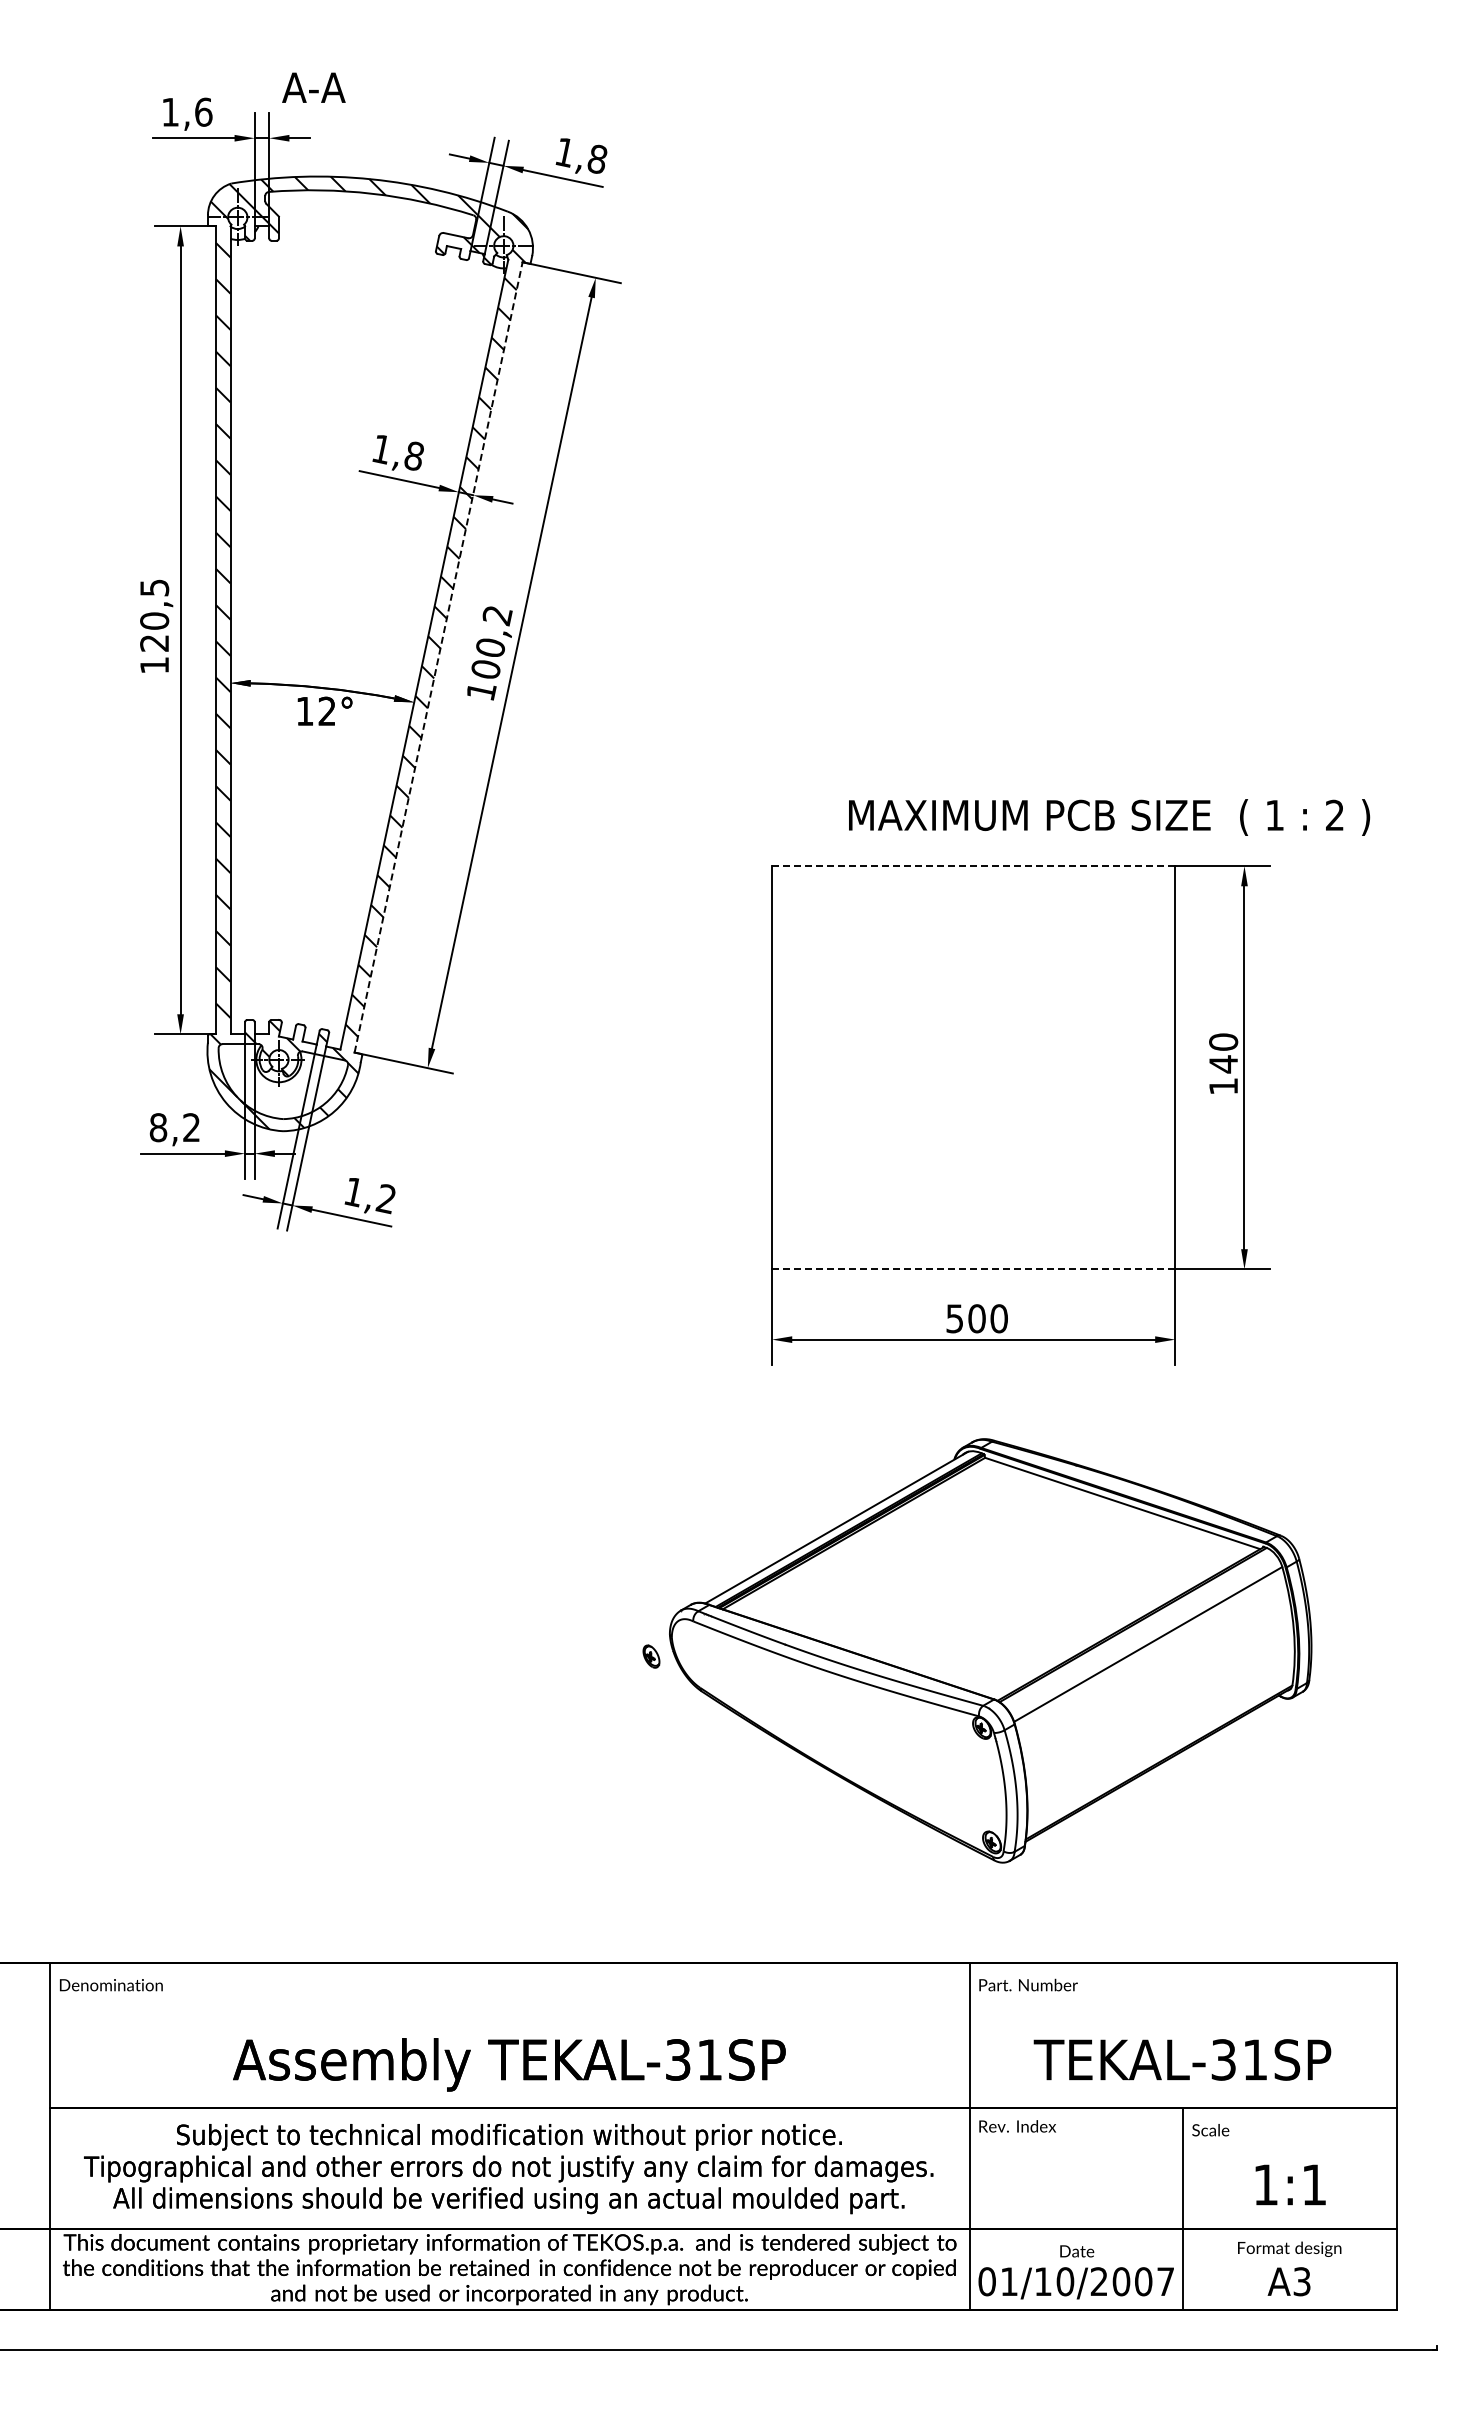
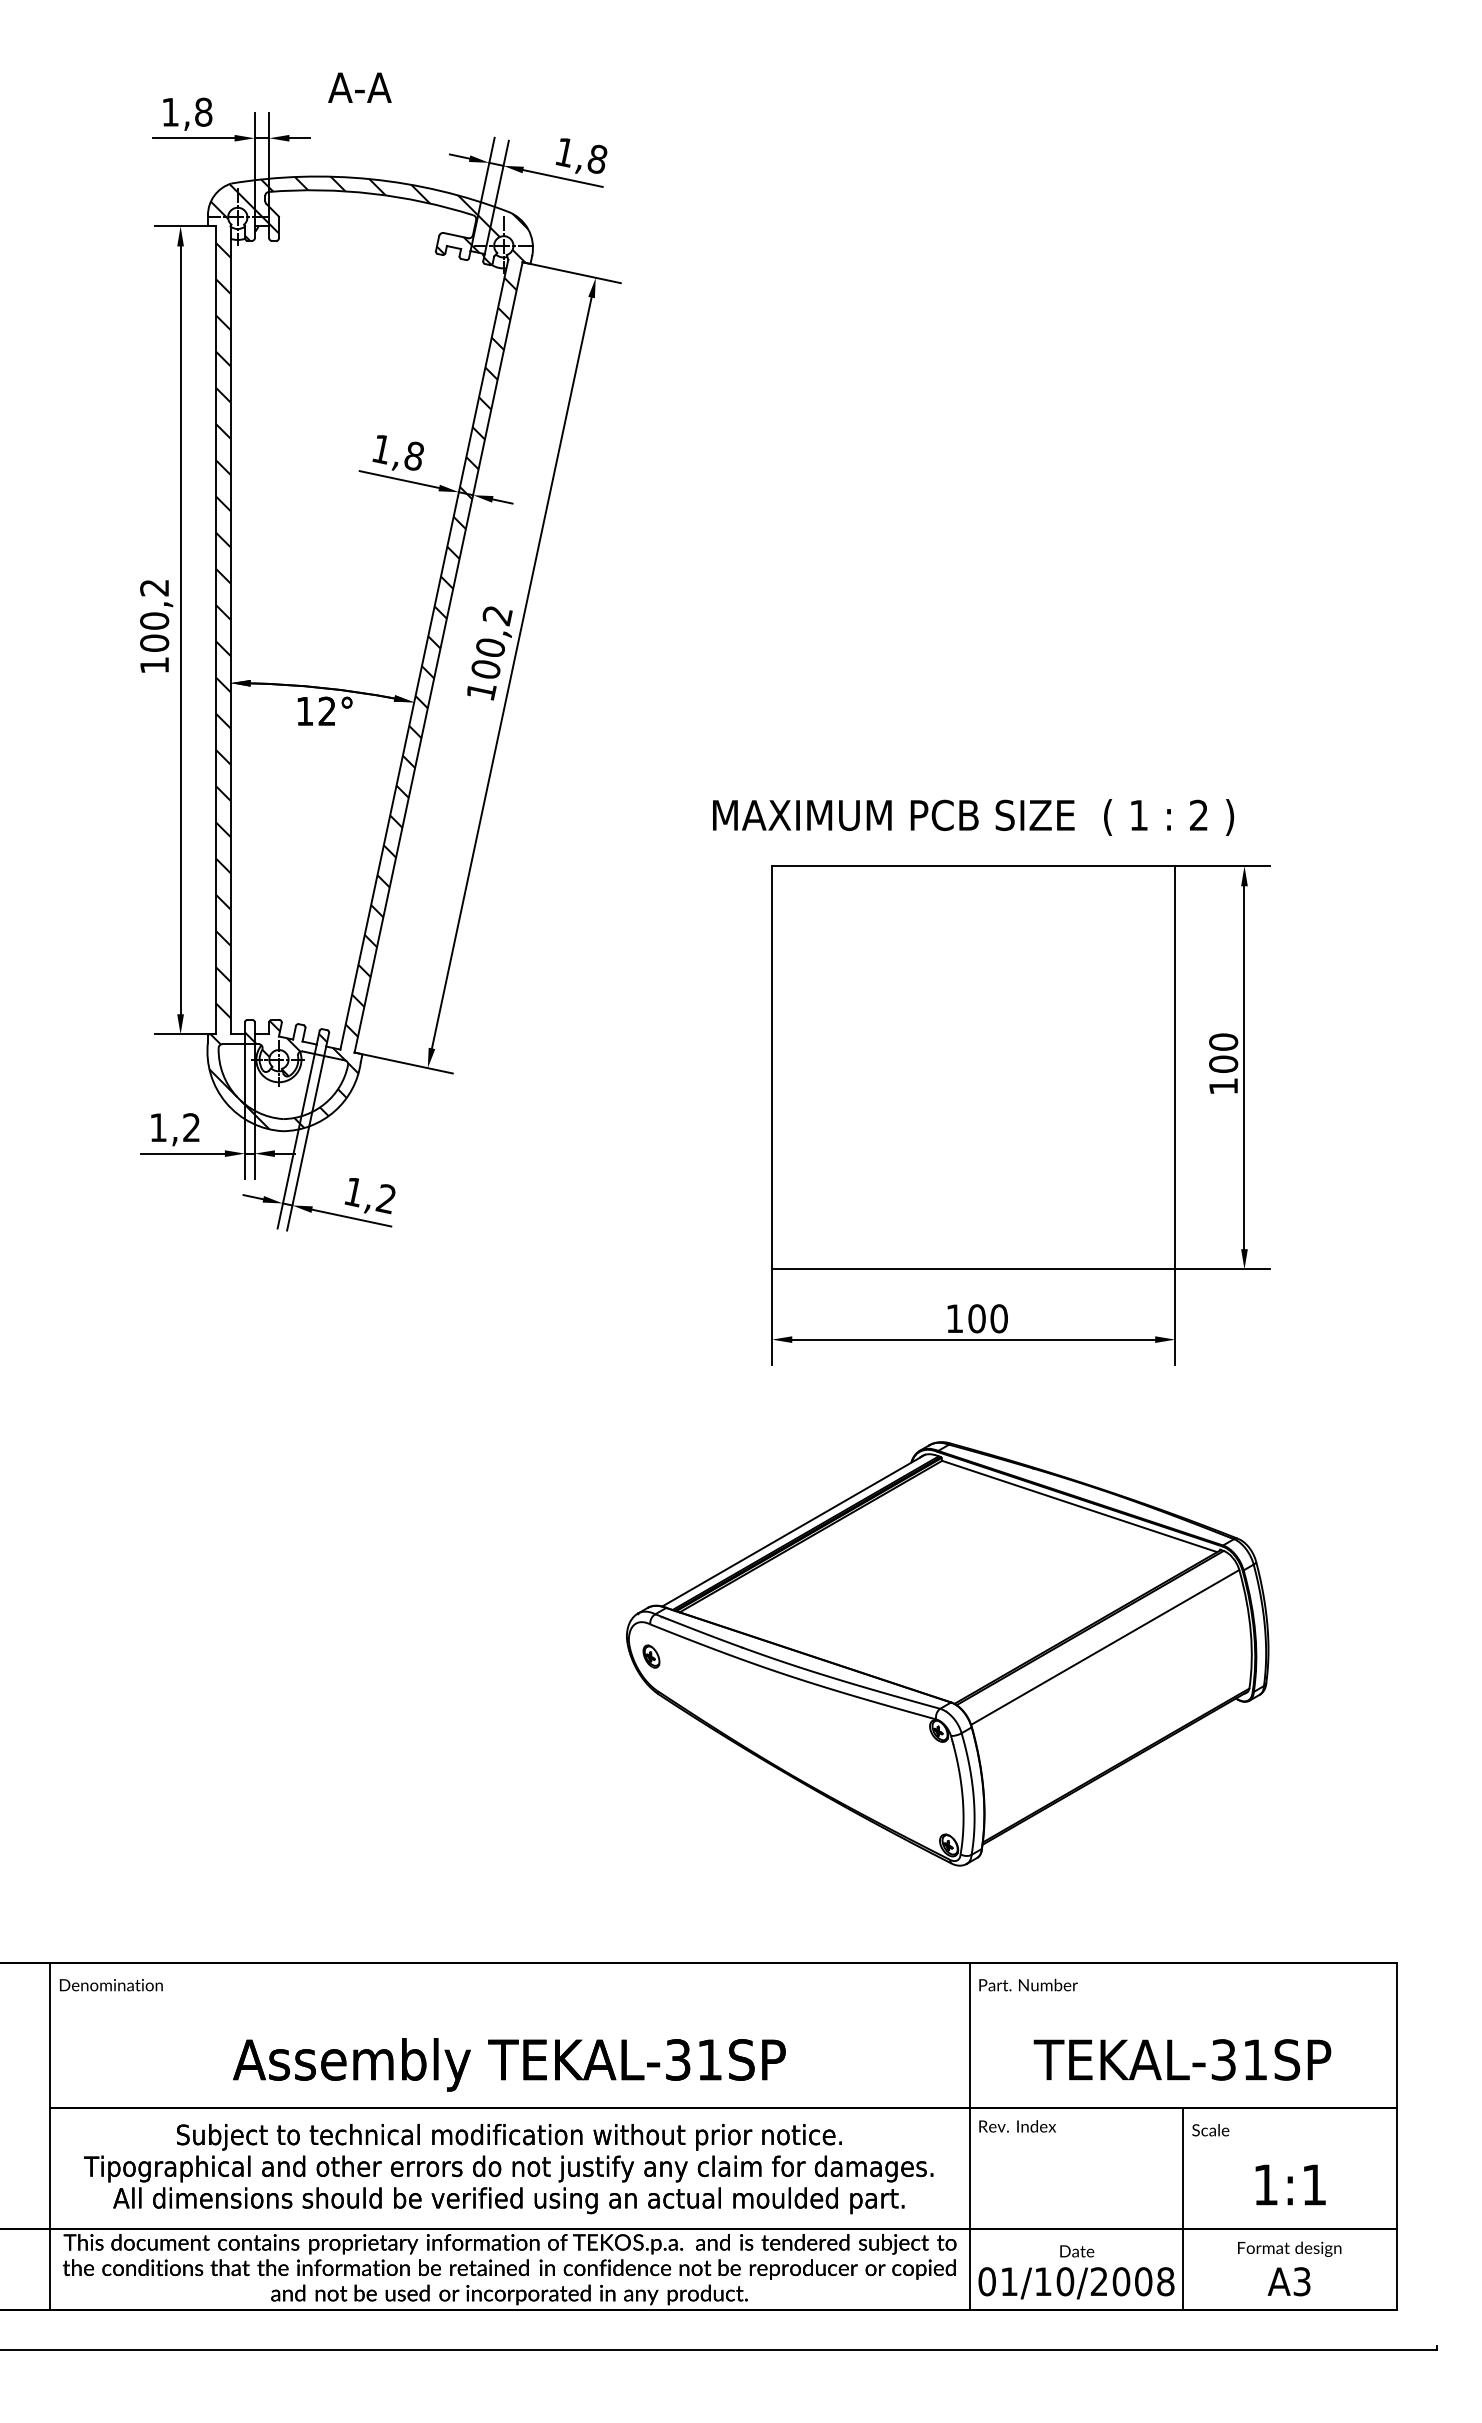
text position: (313, 87) -> (359, 87) (359, 87)
text: 1,6 -> 1,8 (203, 111)
text: 120,5 -> 100,2 (154, 615)
line: dashed -> solid (438, 657)
text position: (1109, 817) -> (973, 817) (973, 817)
line: dashed -> solid (973, 866)
text: 140 -> 100 (1223, 1064)
text: 8,2 -> 1,2 (158, 1127)
line: dashed -> solid (973, 1269)
text: 500 -> 100 (954, 1318)
part position: (990, 1650) -> (947, 1653) (947, 1653)
text: 01/10/2007 -> 01/10/2008 (1165, 2281)
